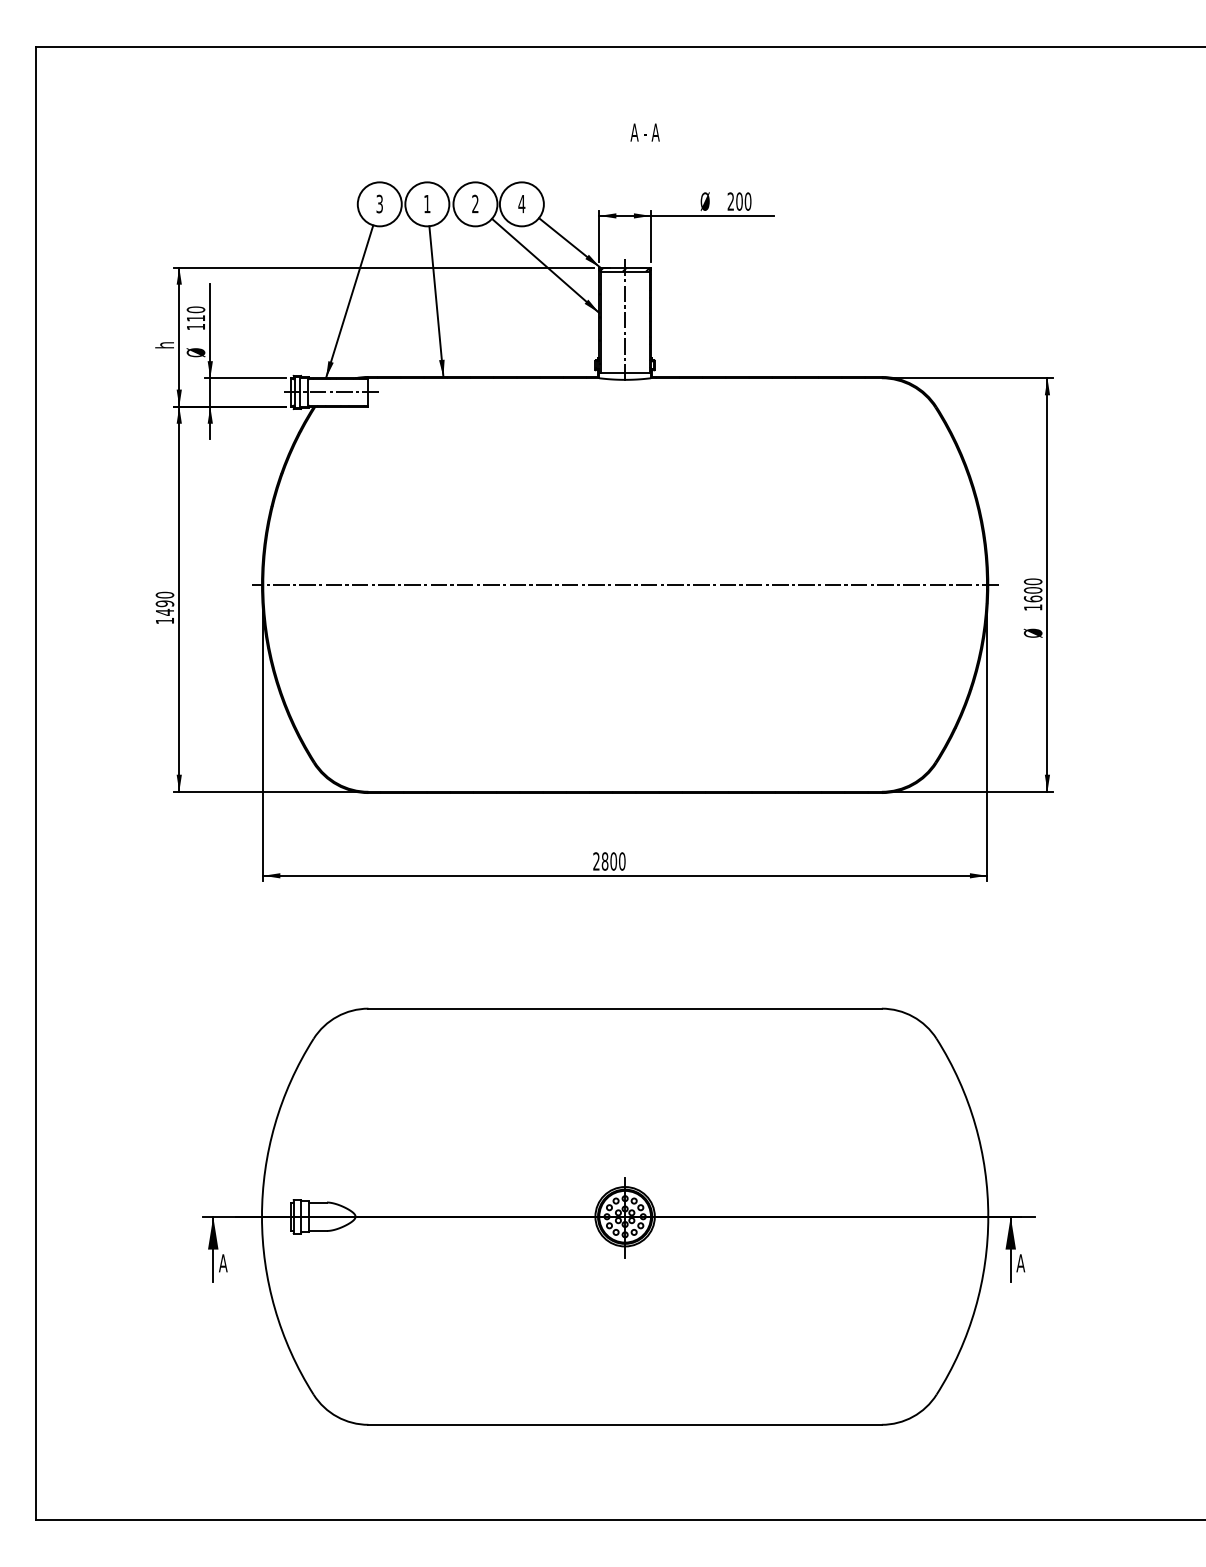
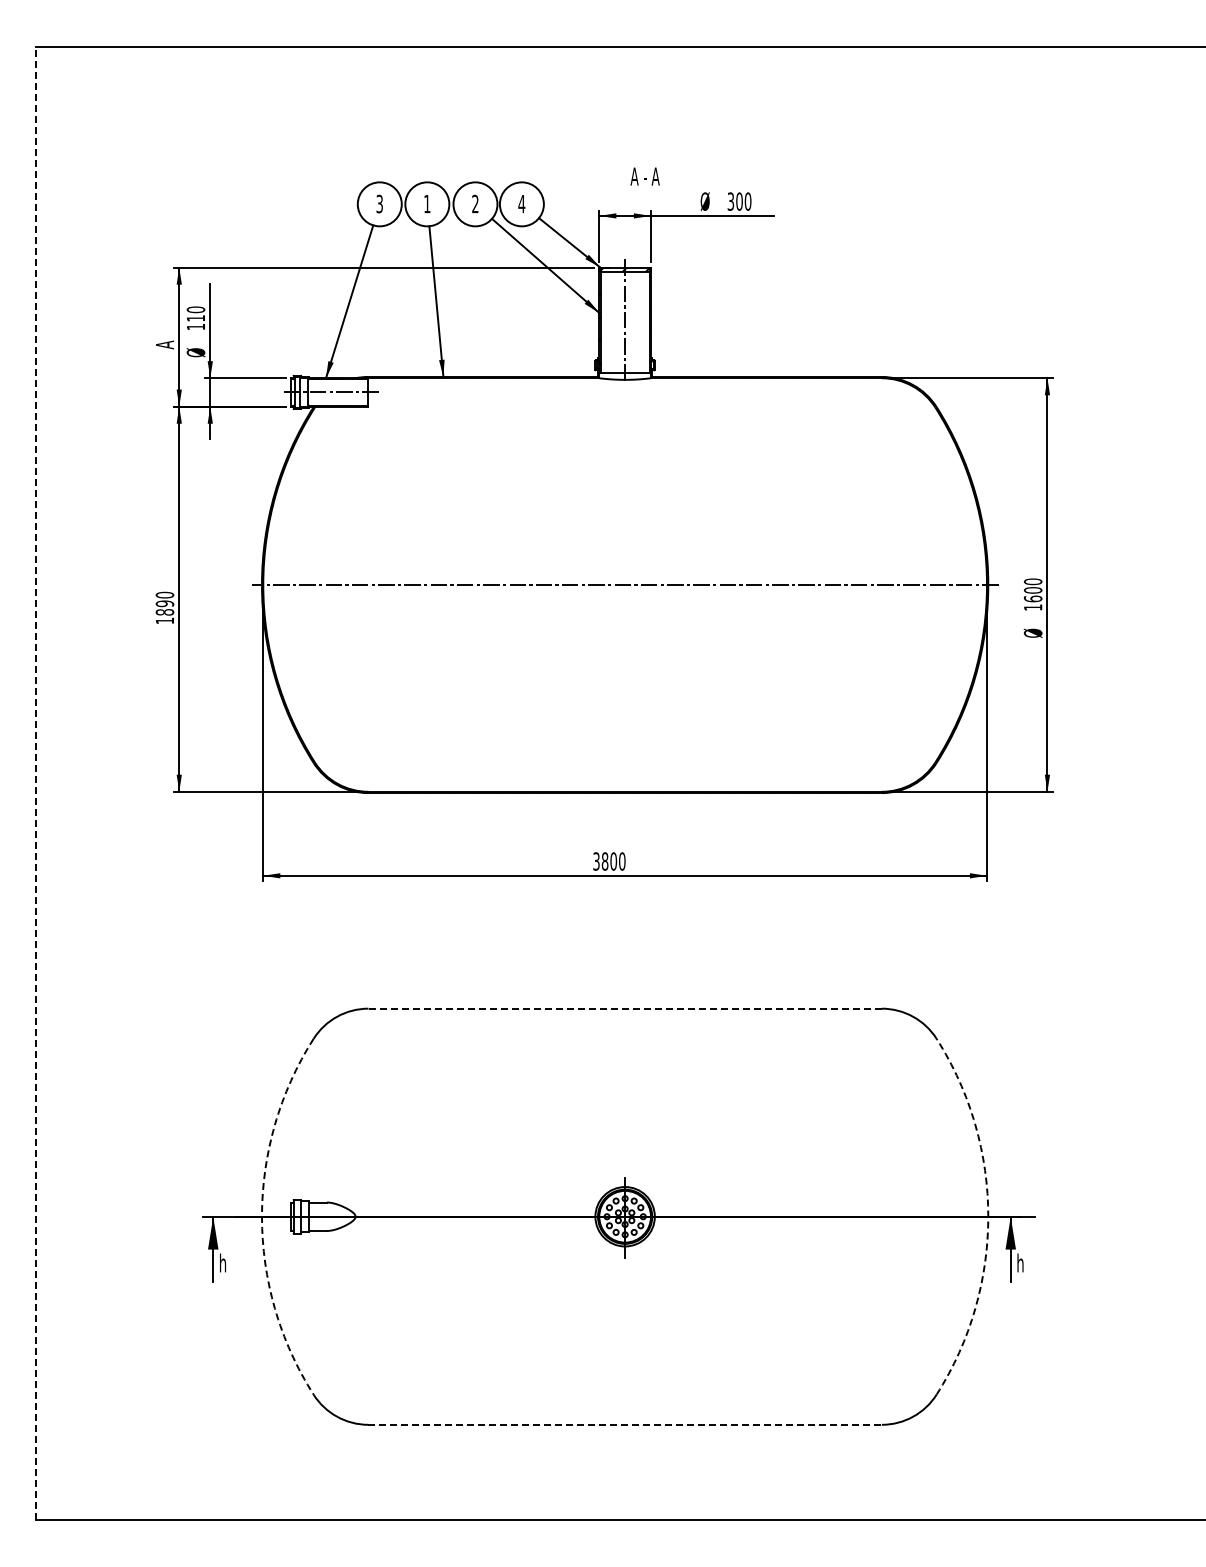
text position: (644, 132) -> (644, 176) (644, 176)
text: 200 -> 300 (730, 201)
text: h -> A (164, 344)
text: 1490 -> 1890 (164, 611)
line: solid -> dashed (36, 783)
text: 2800 -> 3800 (596, 861)
line: solid -> dashed (625, 1008)
arc: solid -> dashed (261, 1216)
arc: solid -> dashed (988, 1216)
text: A -> h (223, 1262)
text: A -> h (1020, 1262)
line: solid -> dashed (625, 1424)
